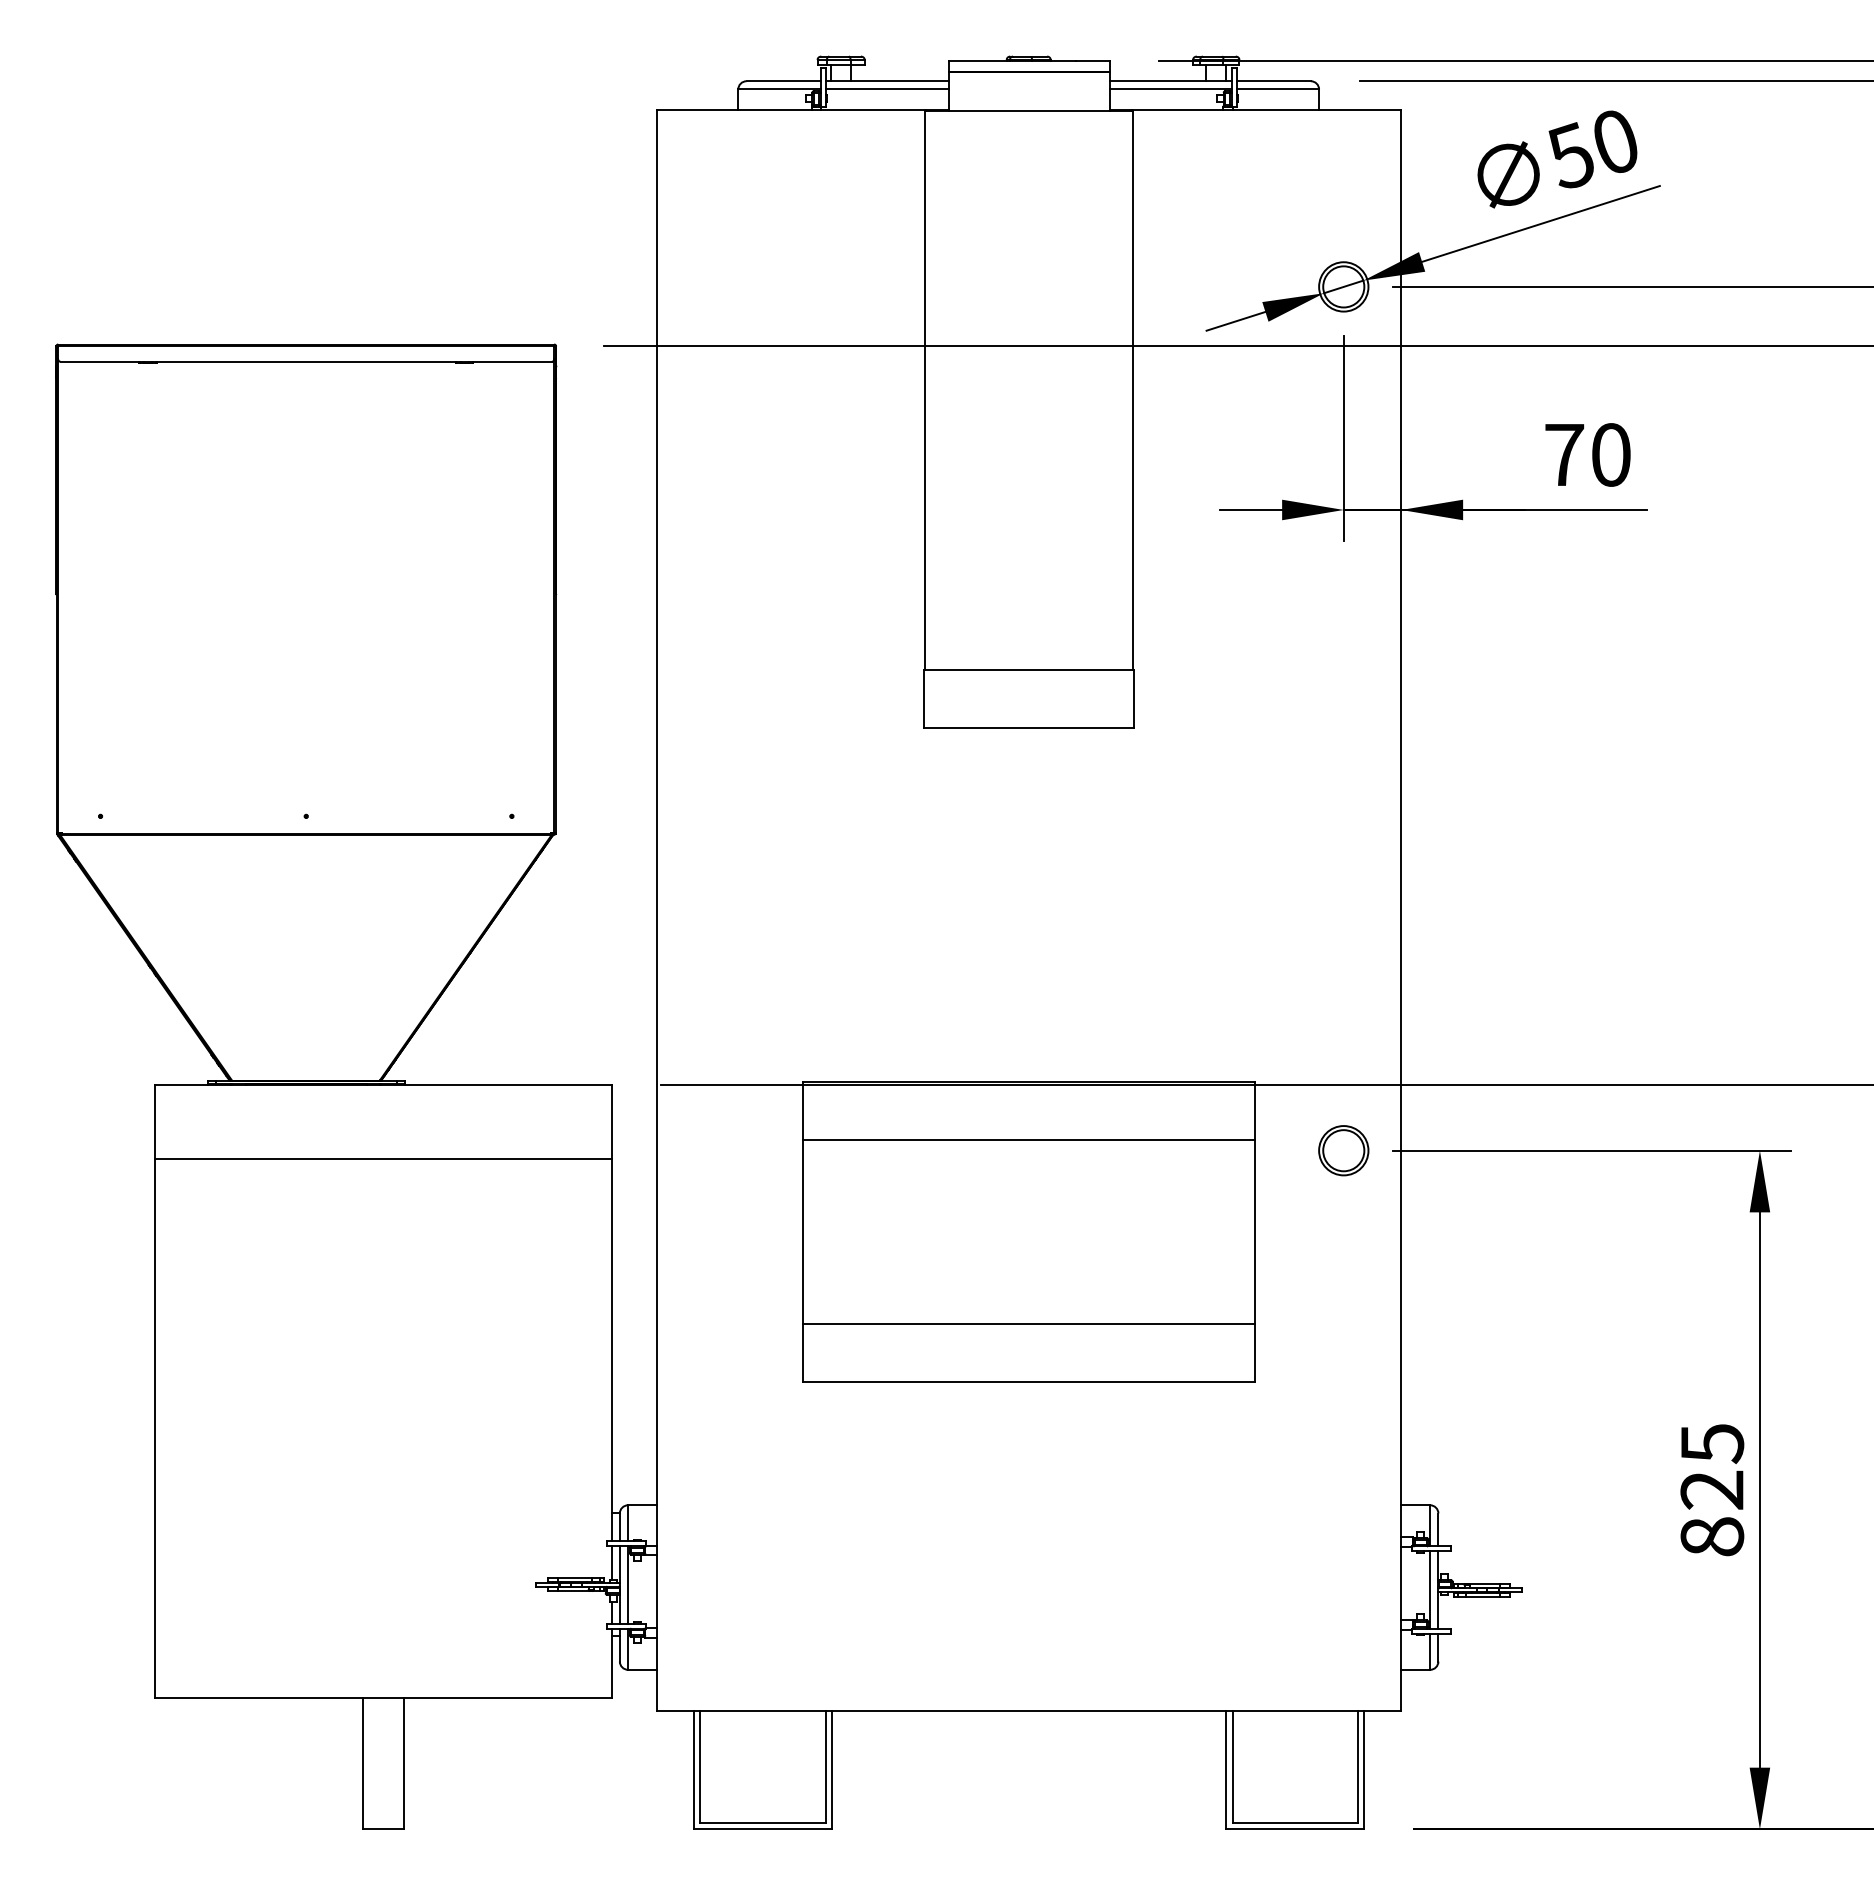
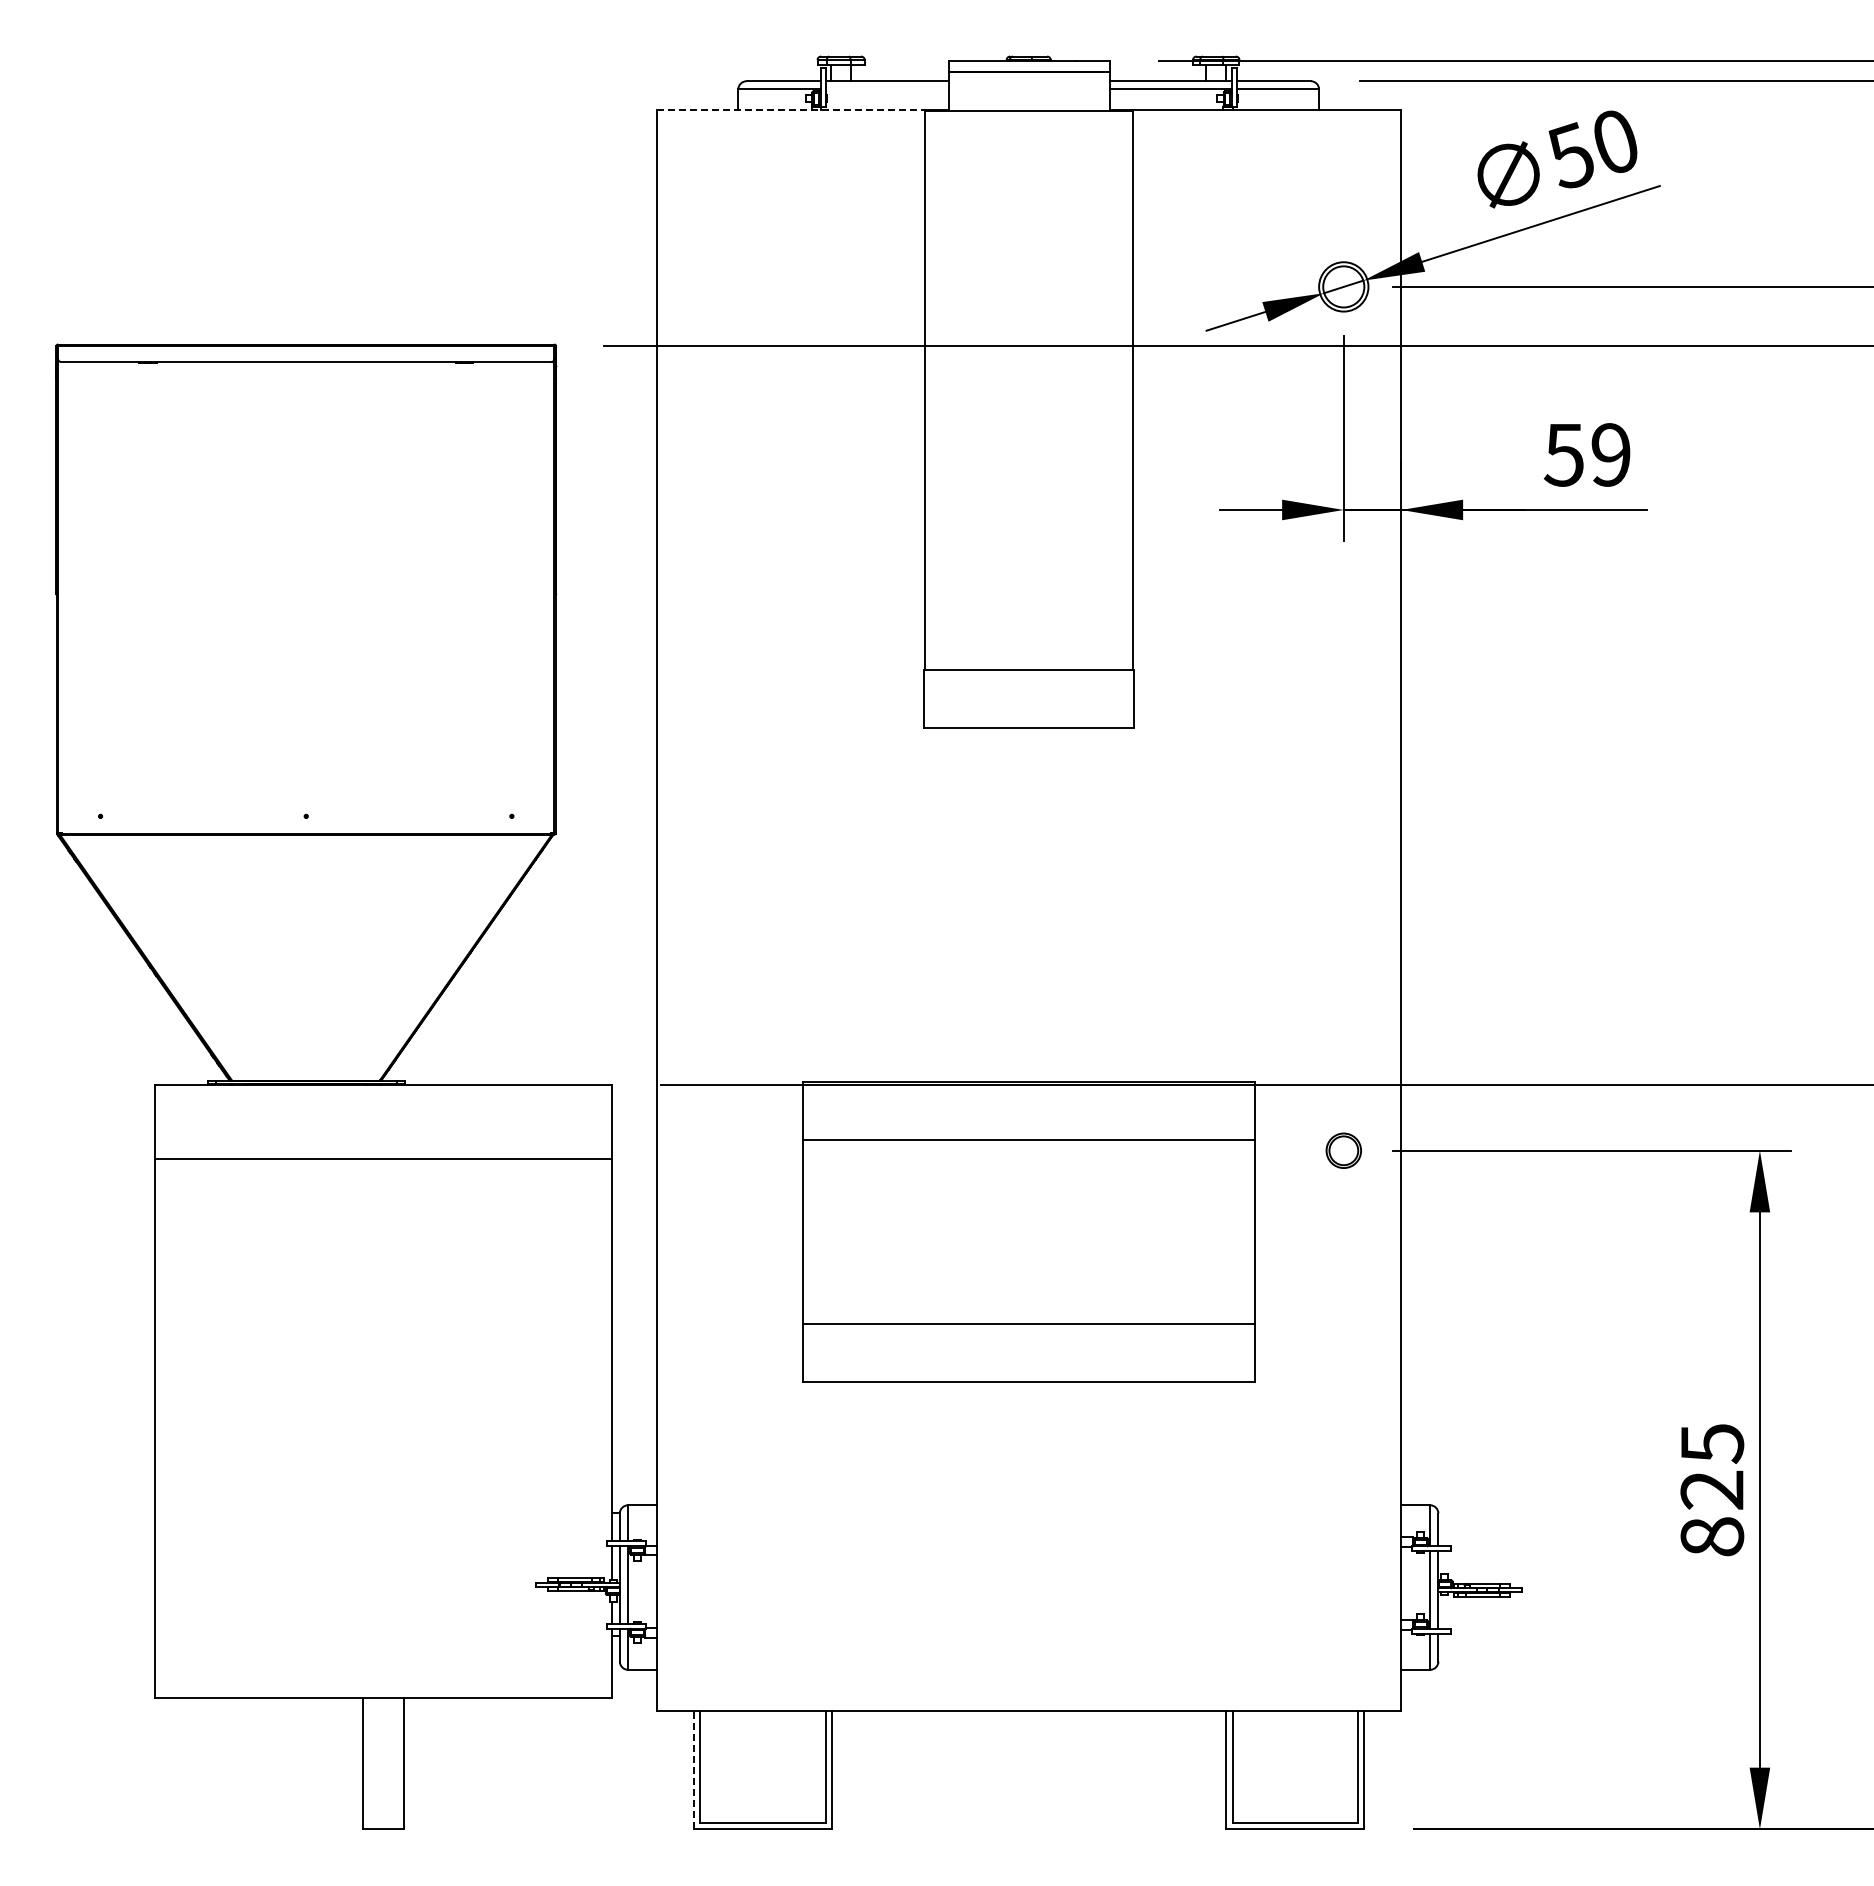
line: present -> none (886, 89)
line: solid -> dashed (791, 110)
text: 70 -> 59 (1586, 454)
part size: 52x52 px -> 37x37 px (1343, 1150)
line: solid -> dashed (693, 1769)
